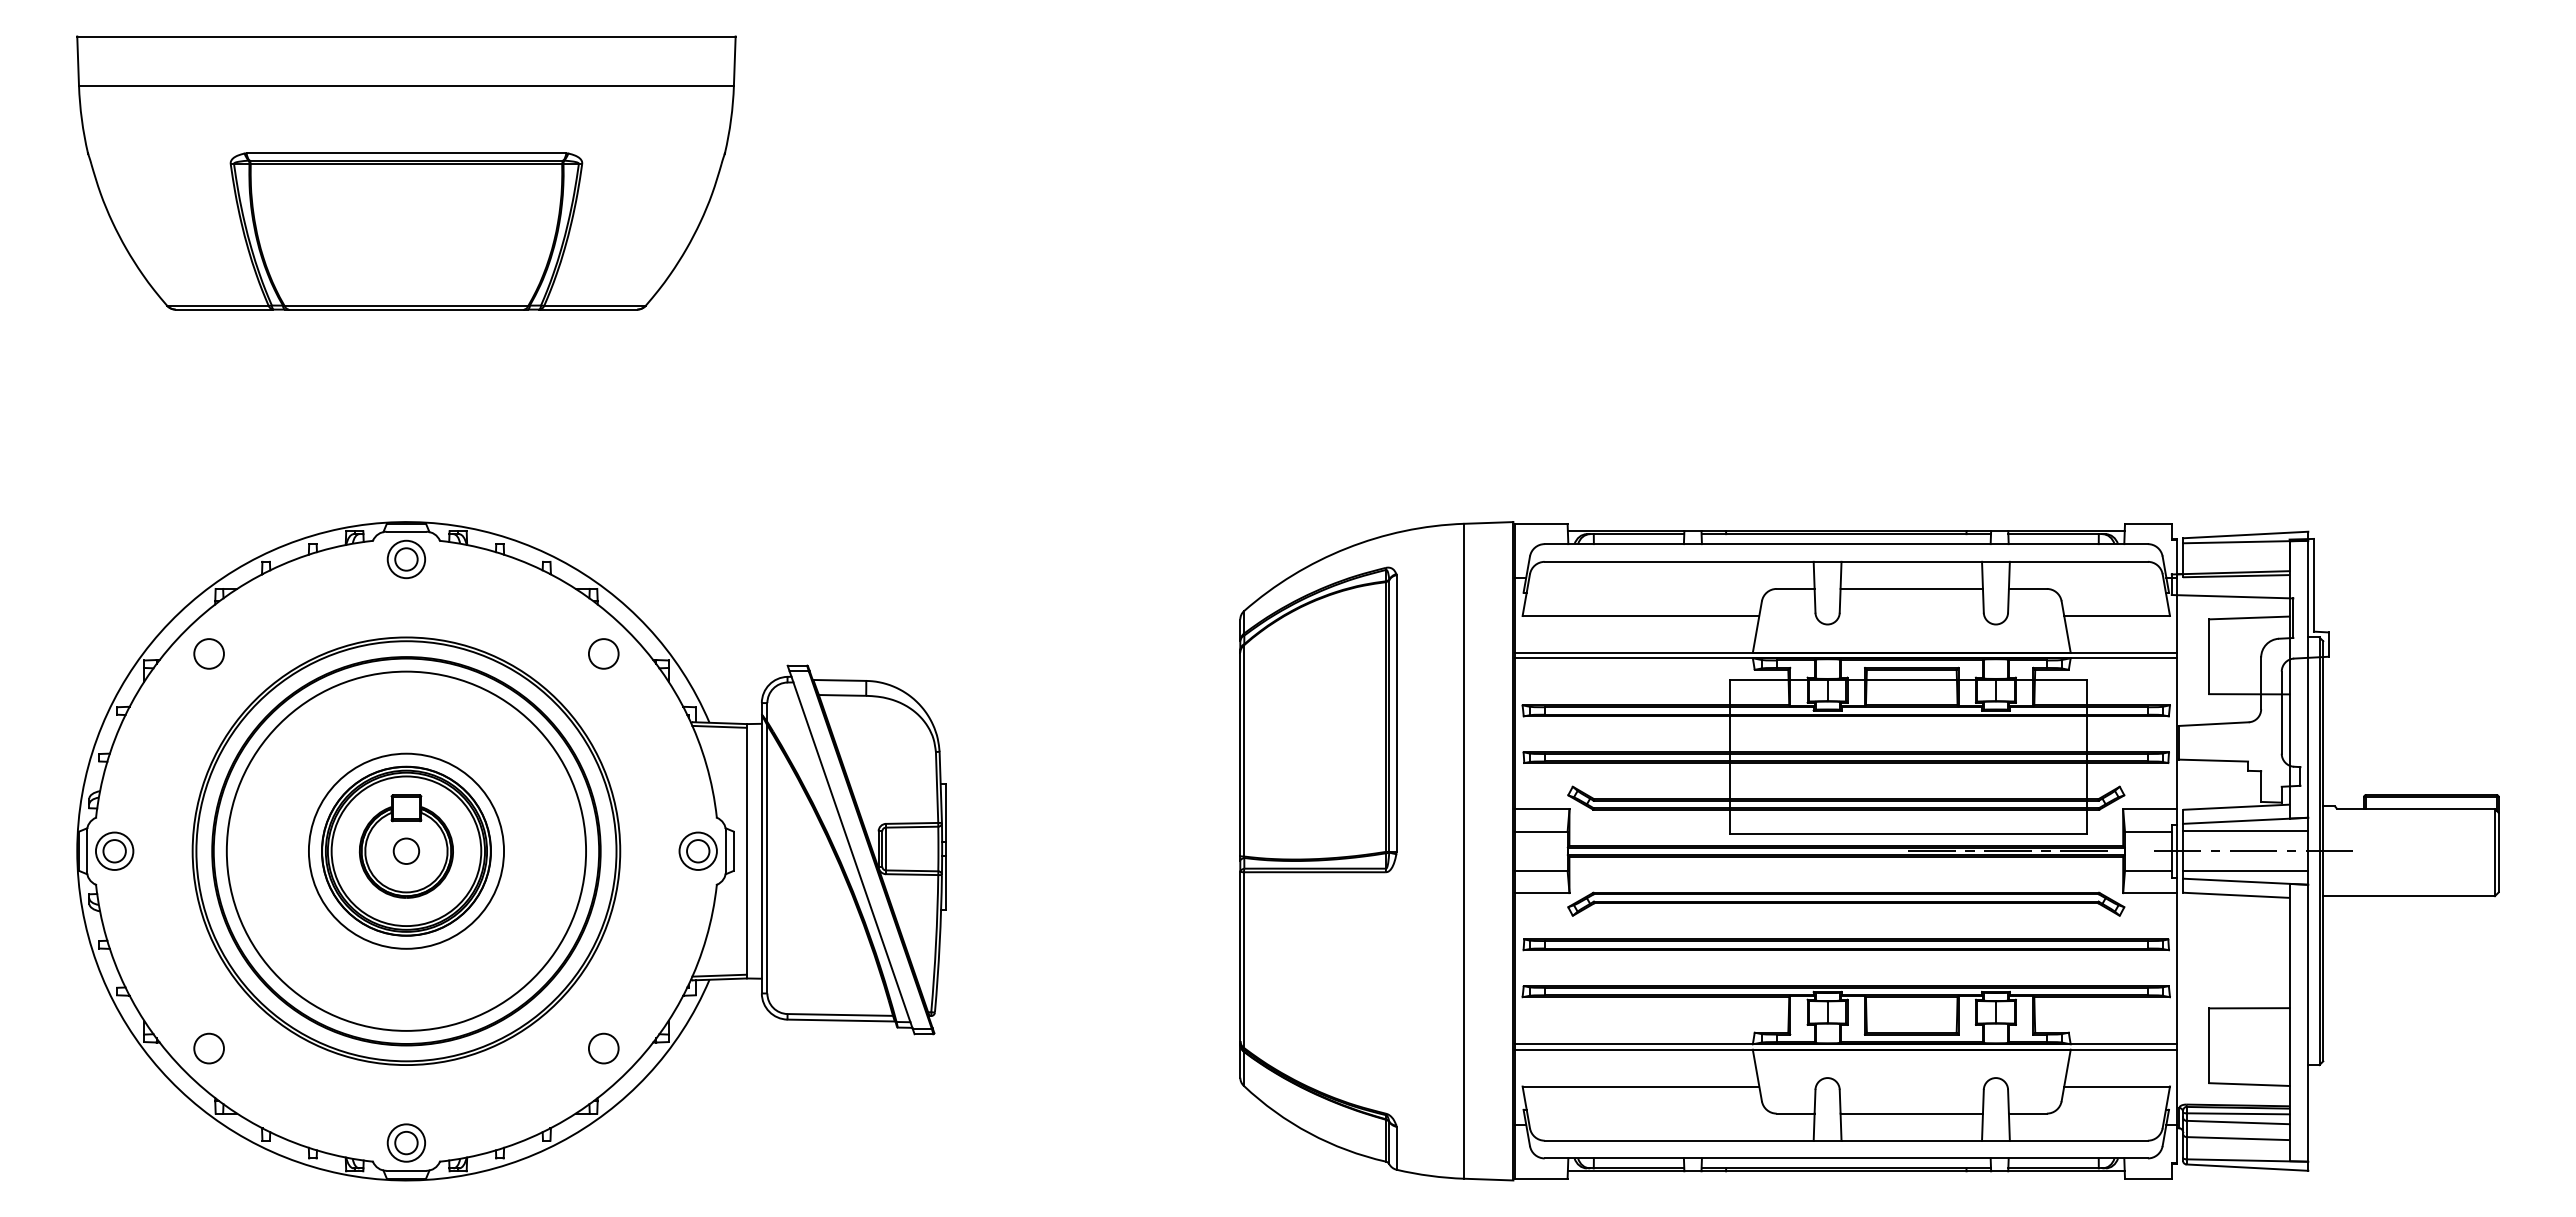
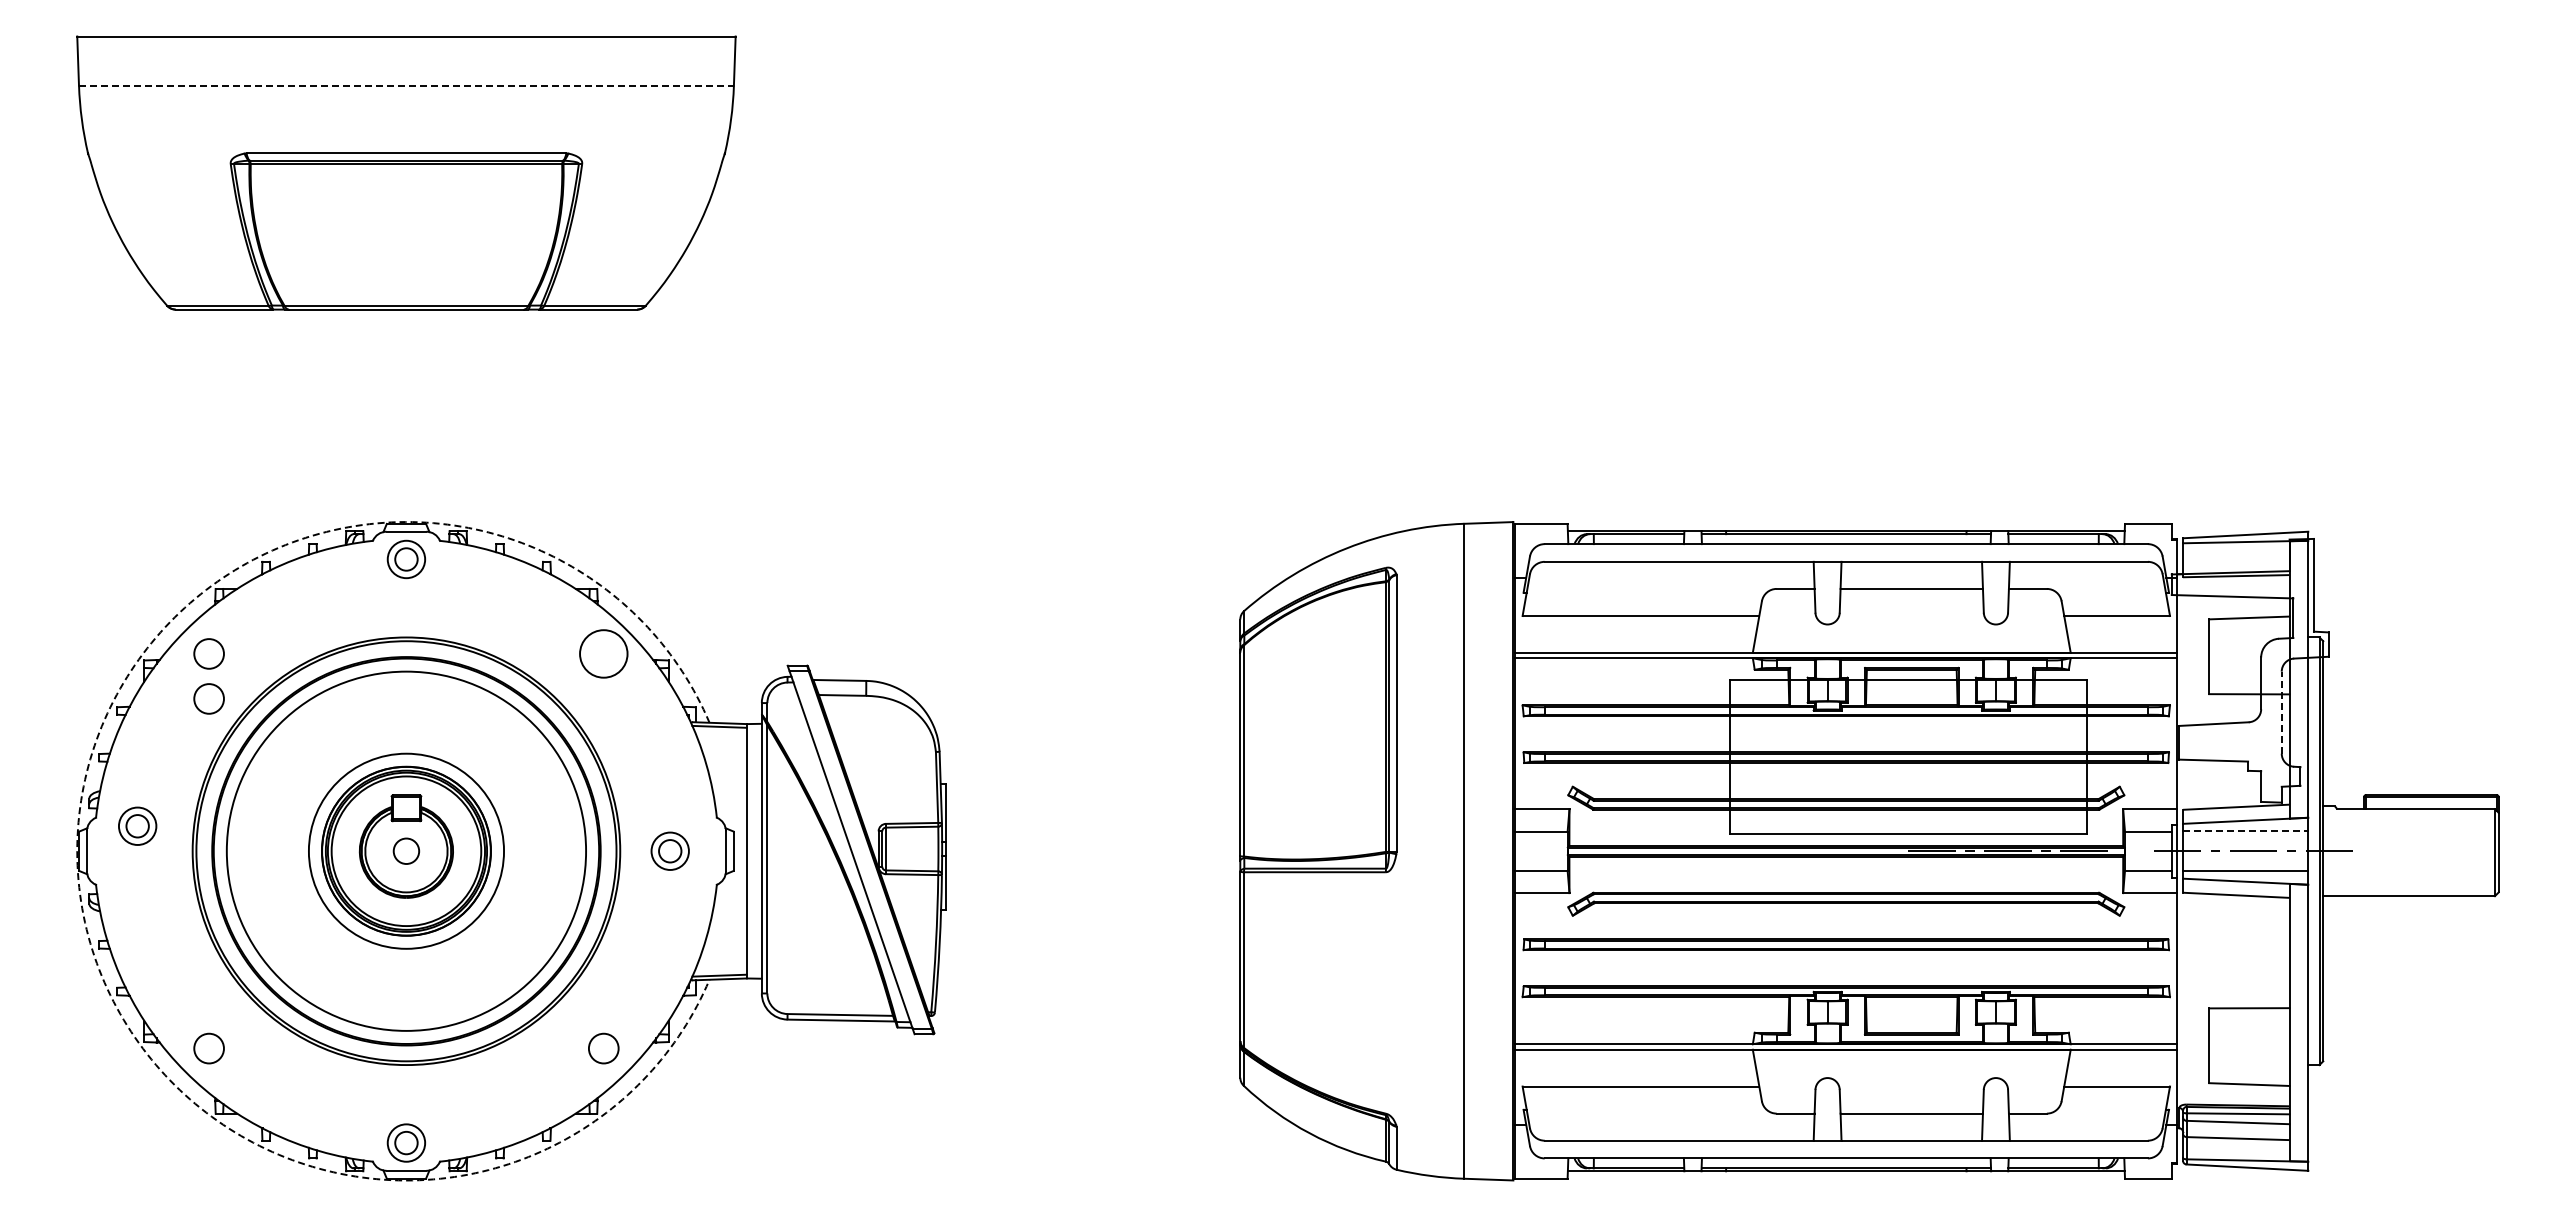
line: solid -> dashed (406, 85)
circle diameter: 30 px -> 48 px (603, 653)
circle: none -> present (208, 698)
line: solid -> dashed (2281, 712)
line: solid -> dashed (2245, 831)
part position: (114, 850) -> (137, 825) (137, 825)
part position: (697, 850) -> (669, 850) (669, 850)
arc: solid -> dashed (77, 851)
